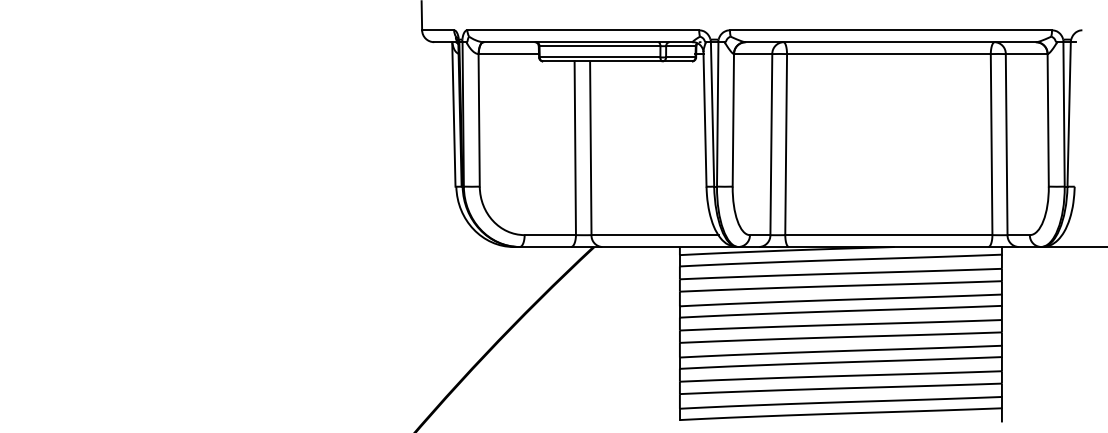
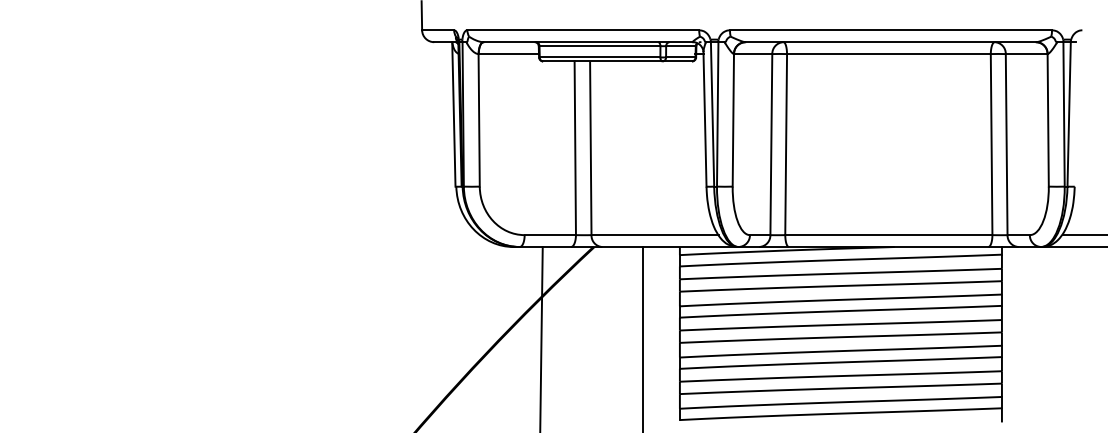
line: none -> present (1083, 235)
line: none -> present (541, 338)
line: none -> present (643, 338)
